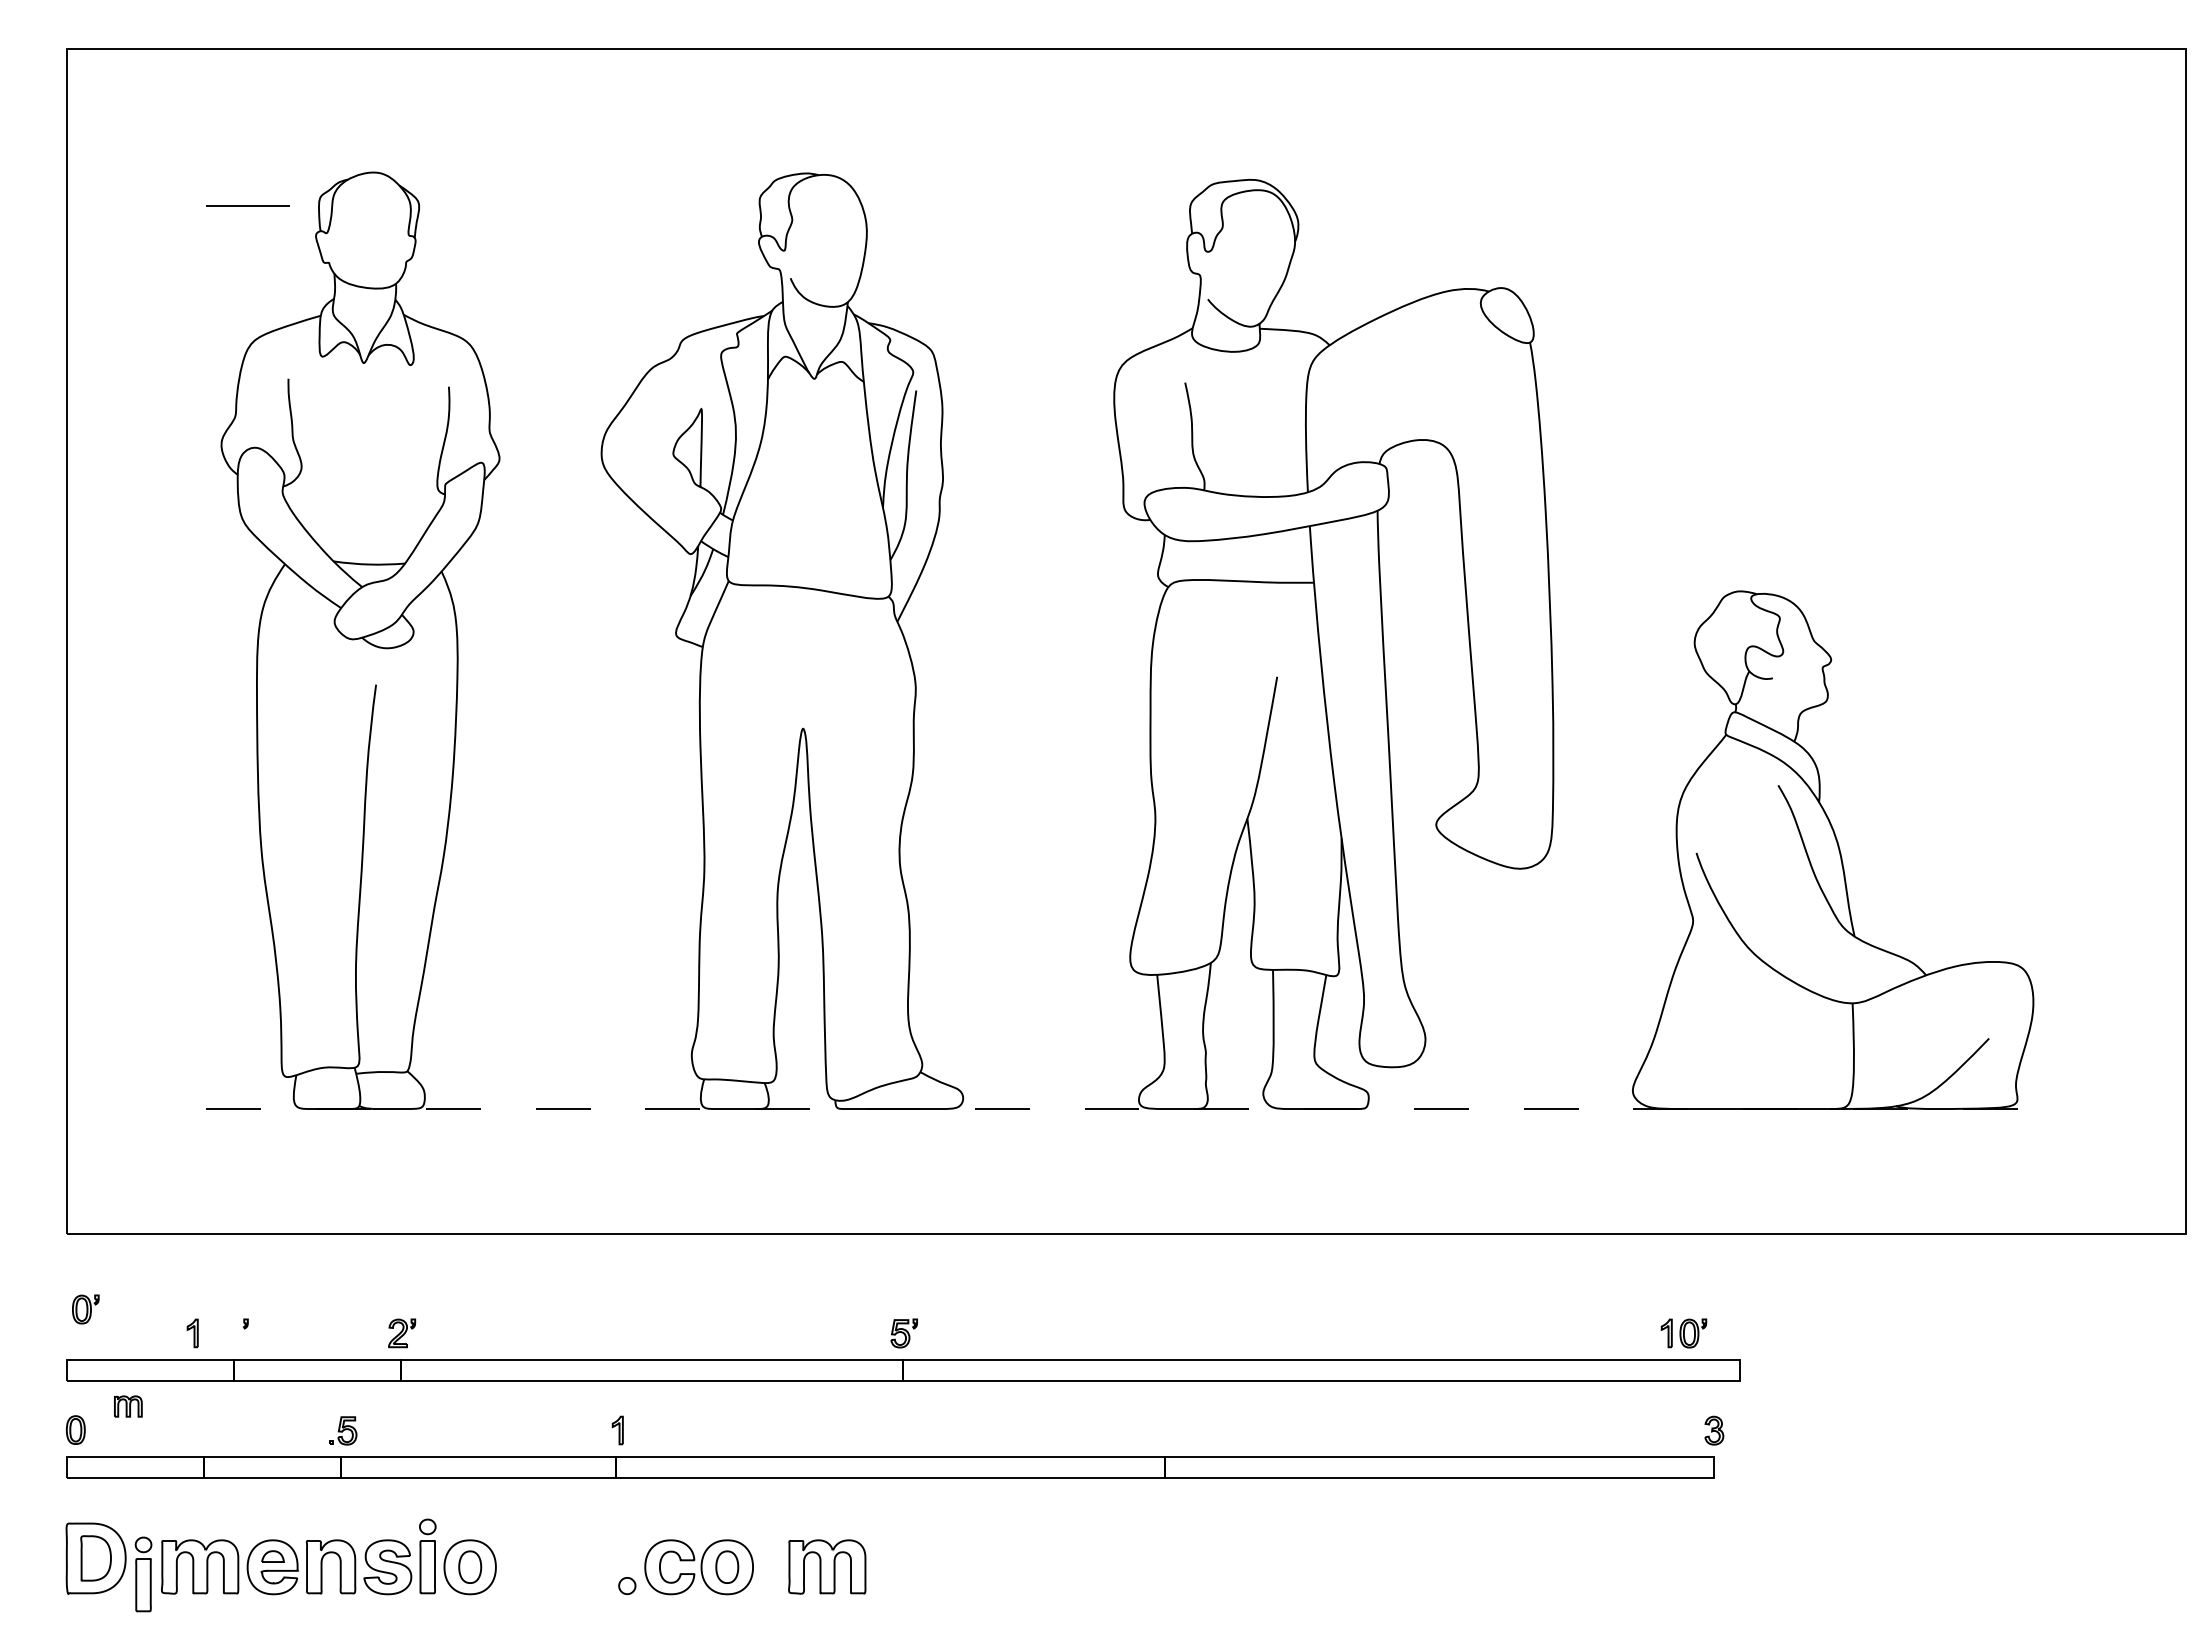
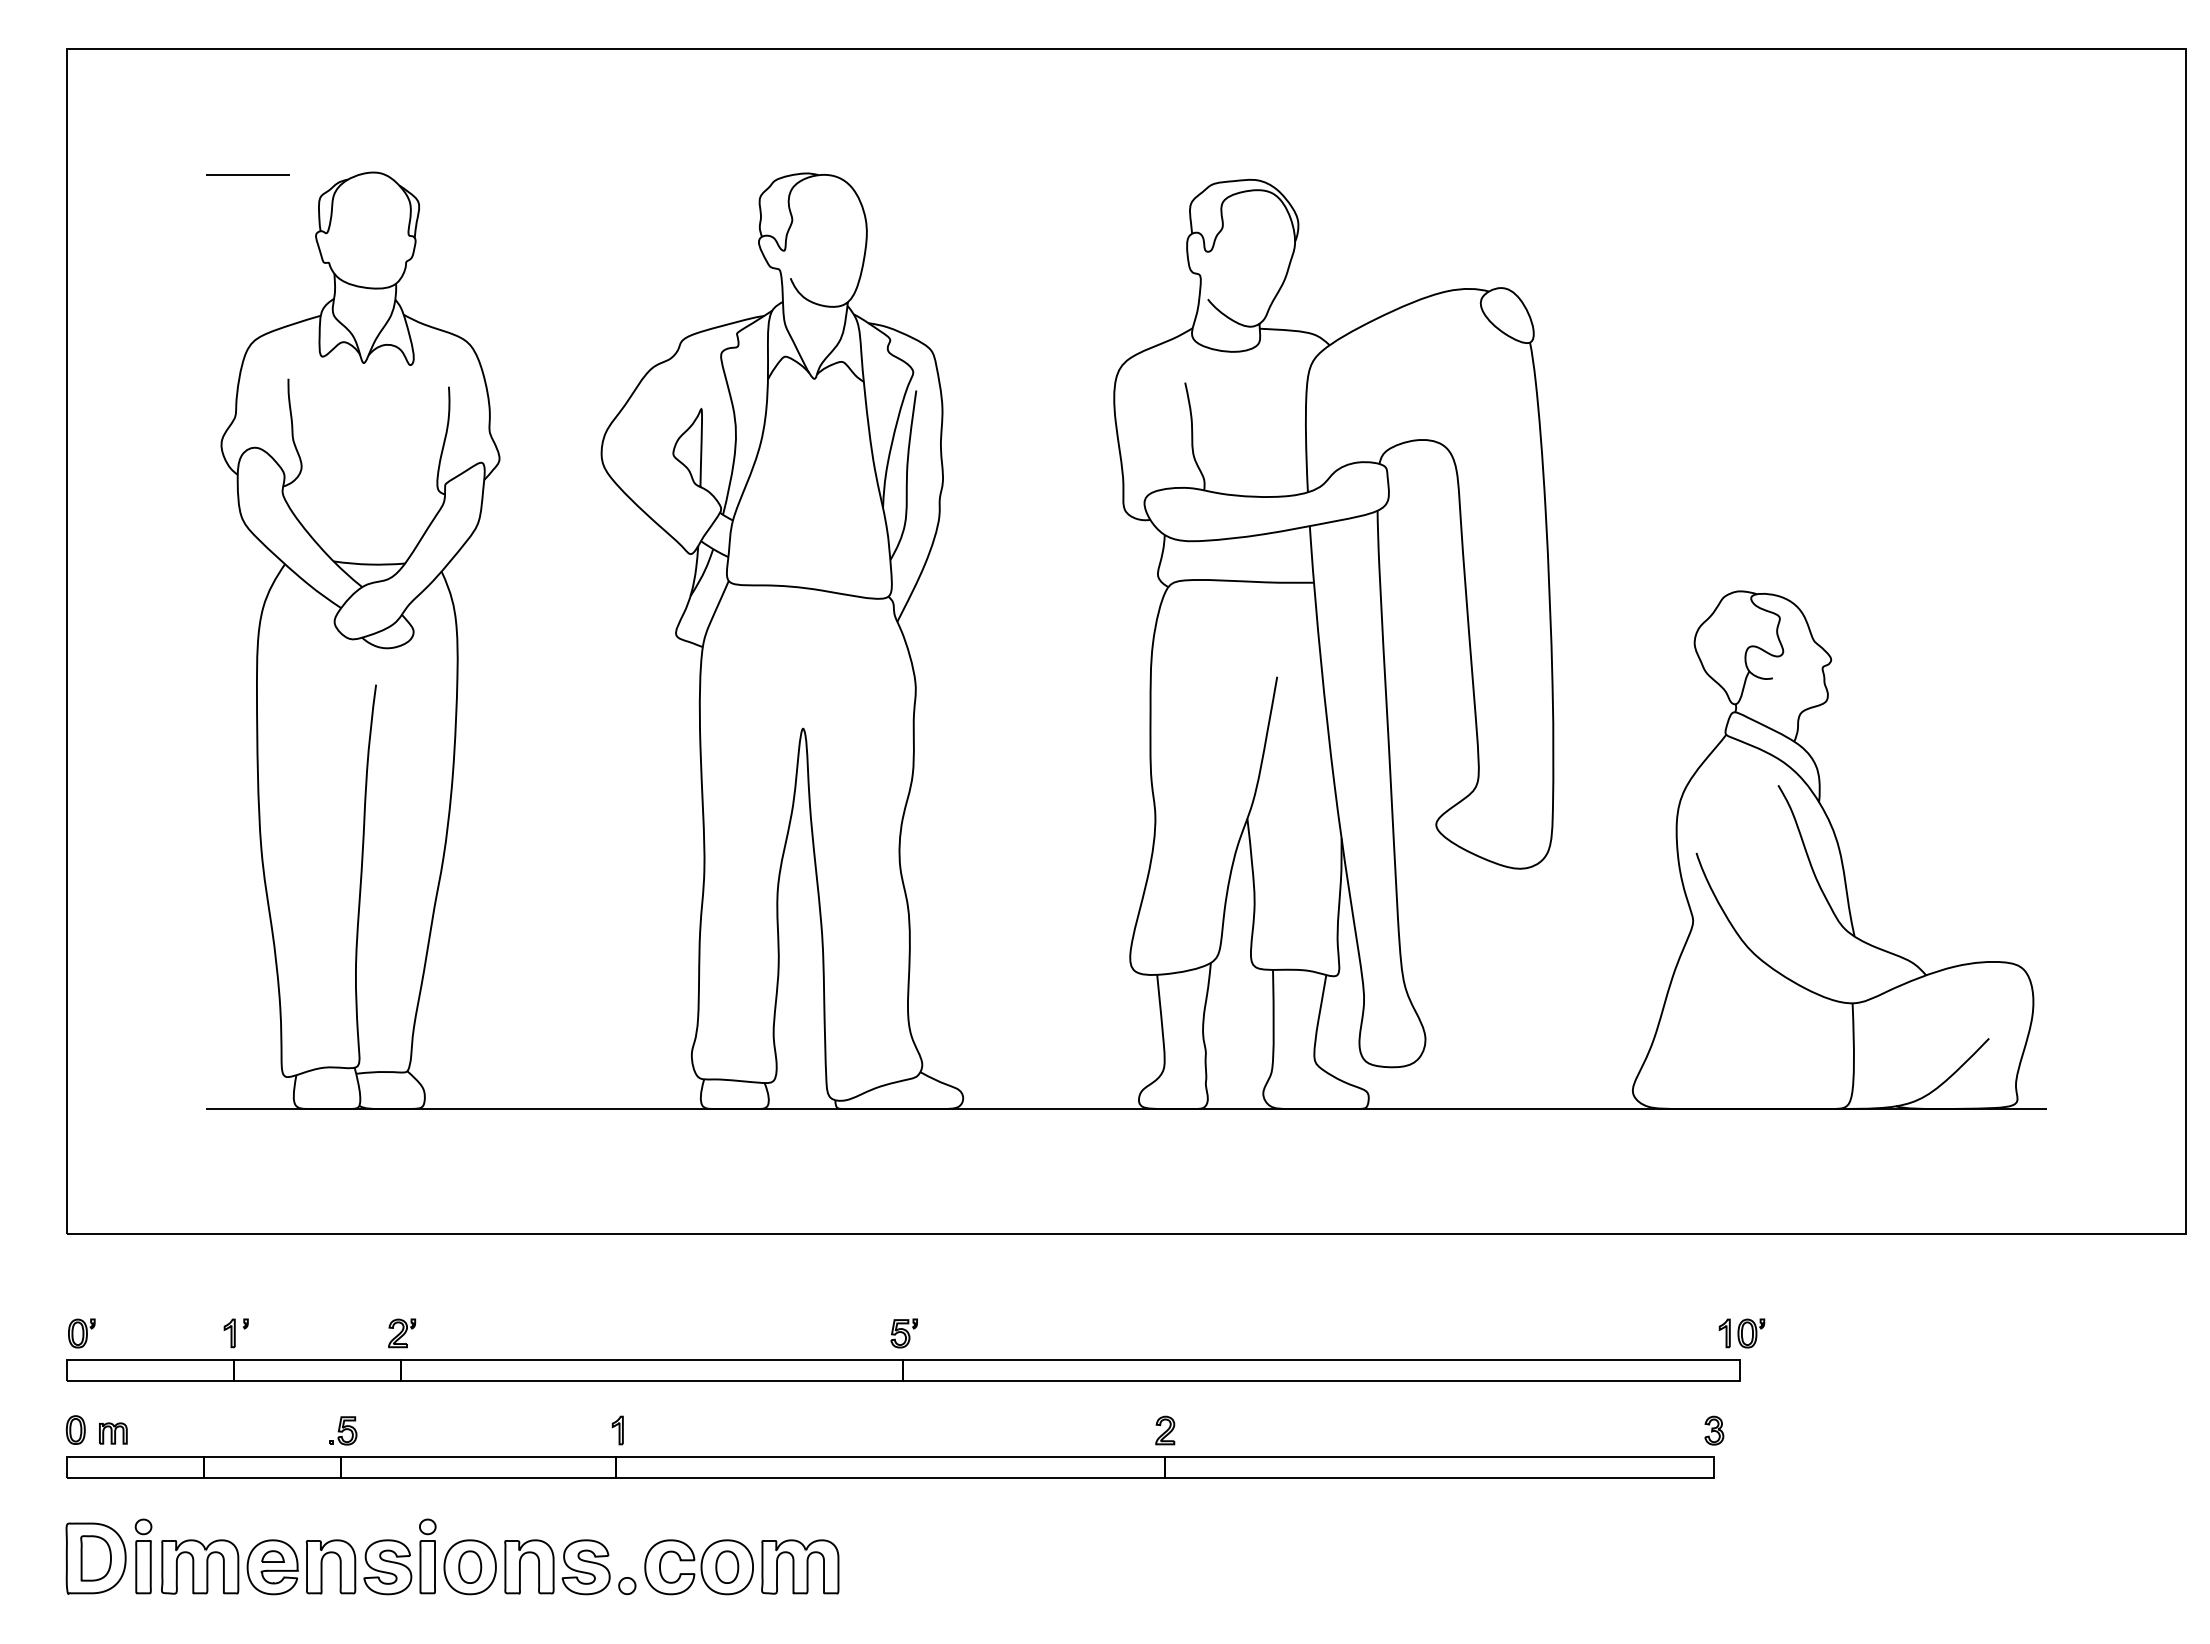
line position: (247, 205) -> (247, 174) (247, 174)
line: dashed -> solid (1126, 1109)
part position: (85, 1309) -> (81, 1333) (81, 1333)
part position: (192, 1333) -> (229, 1333) (229, 1333)
part position: (1683, 1333) -> (1741, 1333) (1741, 1333)
part position: (128, 1406) -> (113, 1433) (113, 1433)
part: none -> present (1165, 1430)
part position: (827, 1566) -> (800, 1566) (800, 1566)
part: none -> present (557, 1567)
part position: (143, 1574) -> (143, 1556) (143, 1556)
